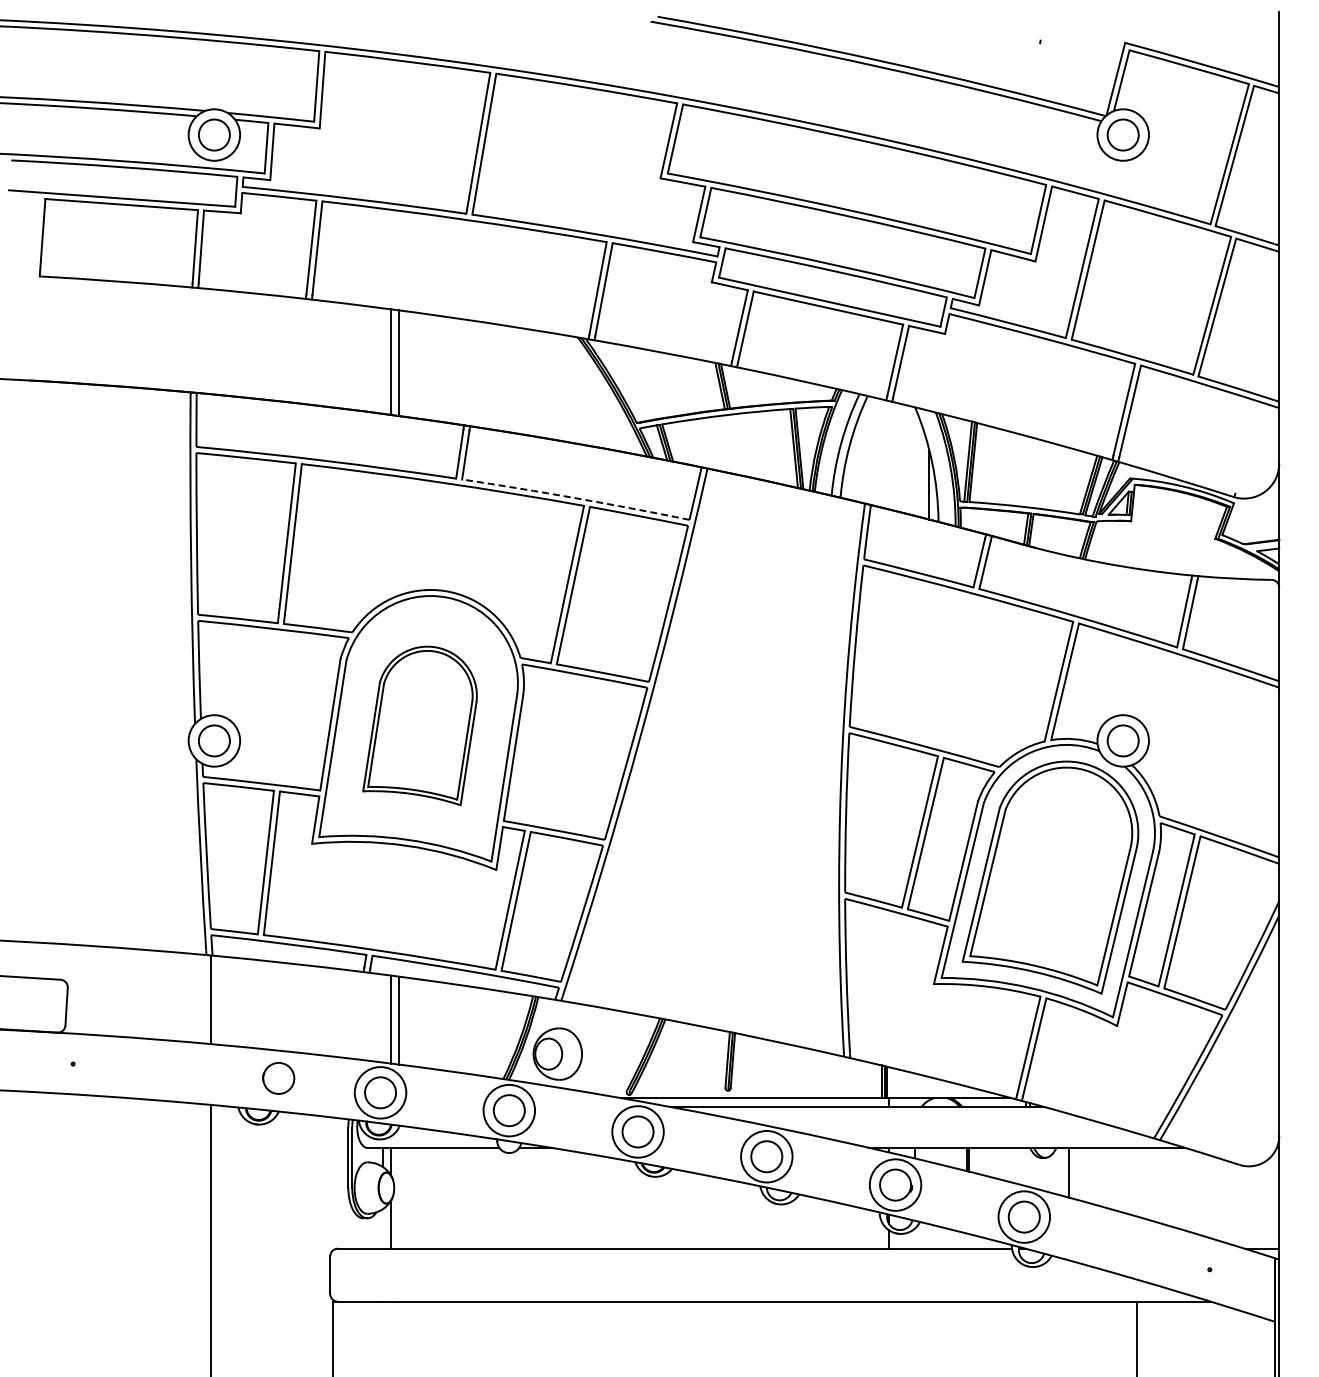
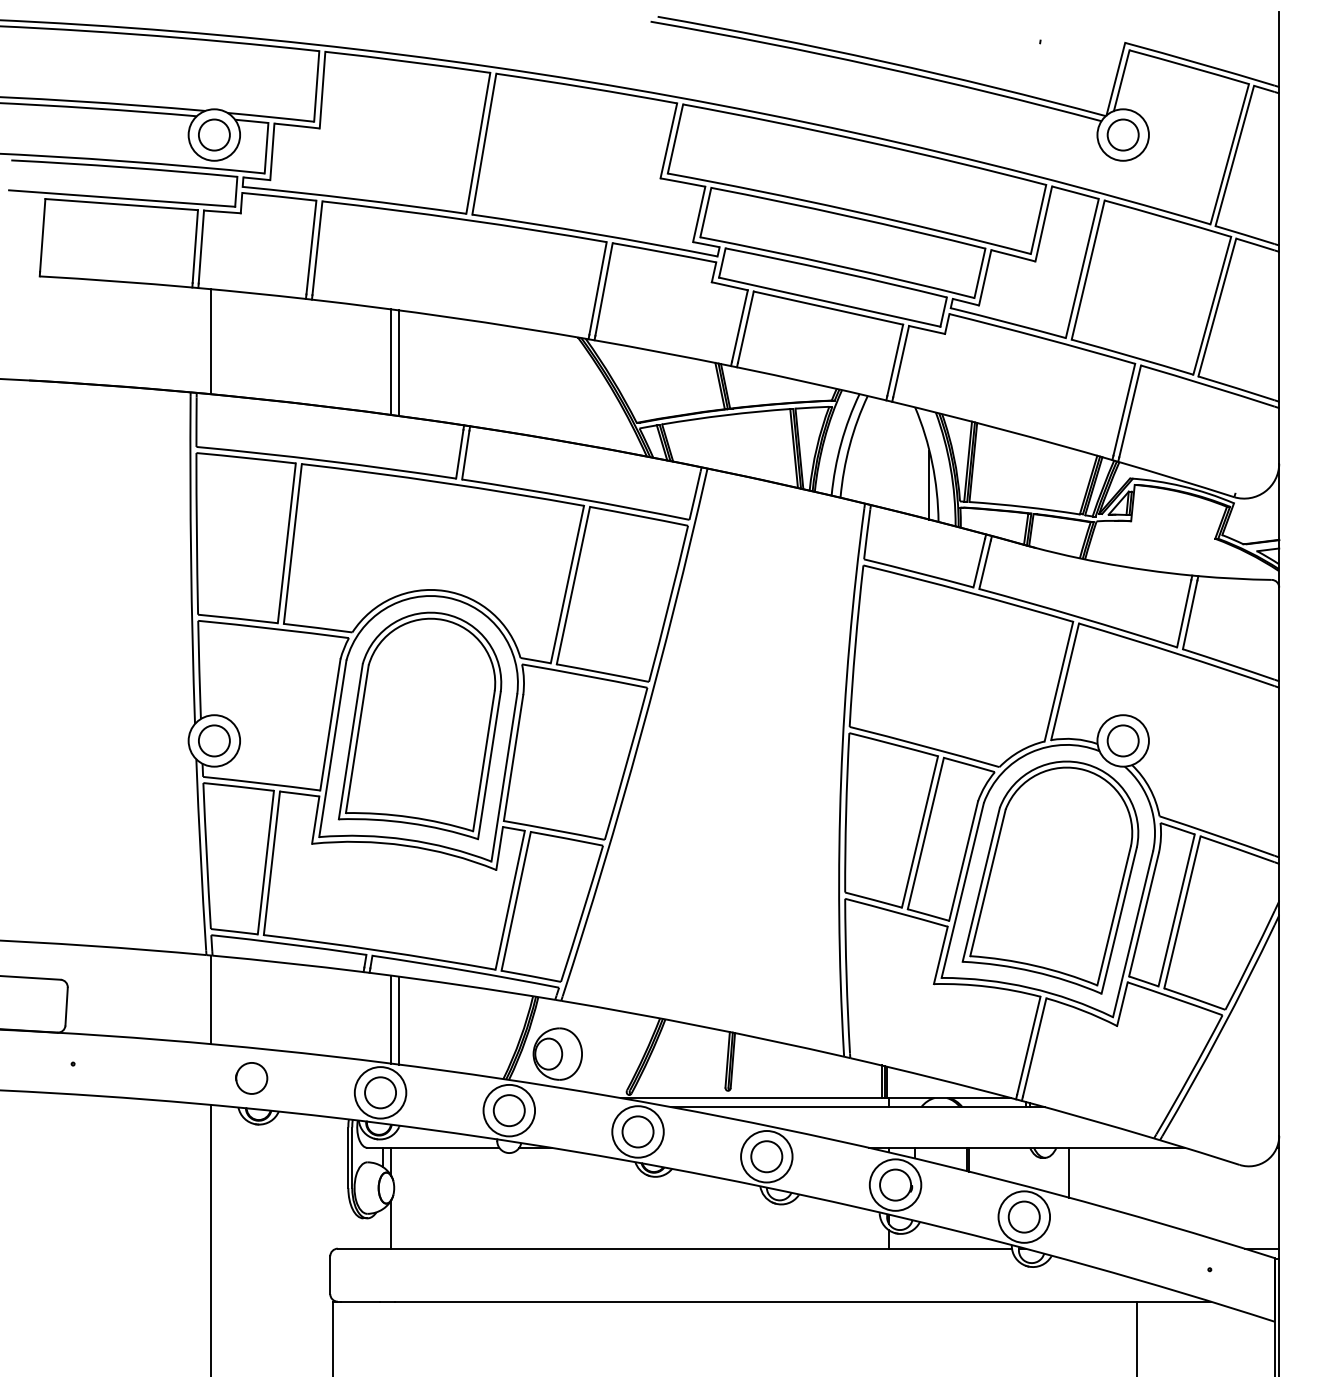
line: none -> present (211, 341)
arc: dashed -> solid (576, 498)
part size: 116x162 px -> 166x230 px (419, 725)
circle position: (278, 1078) -> (251, 1078) (251, 1078)
